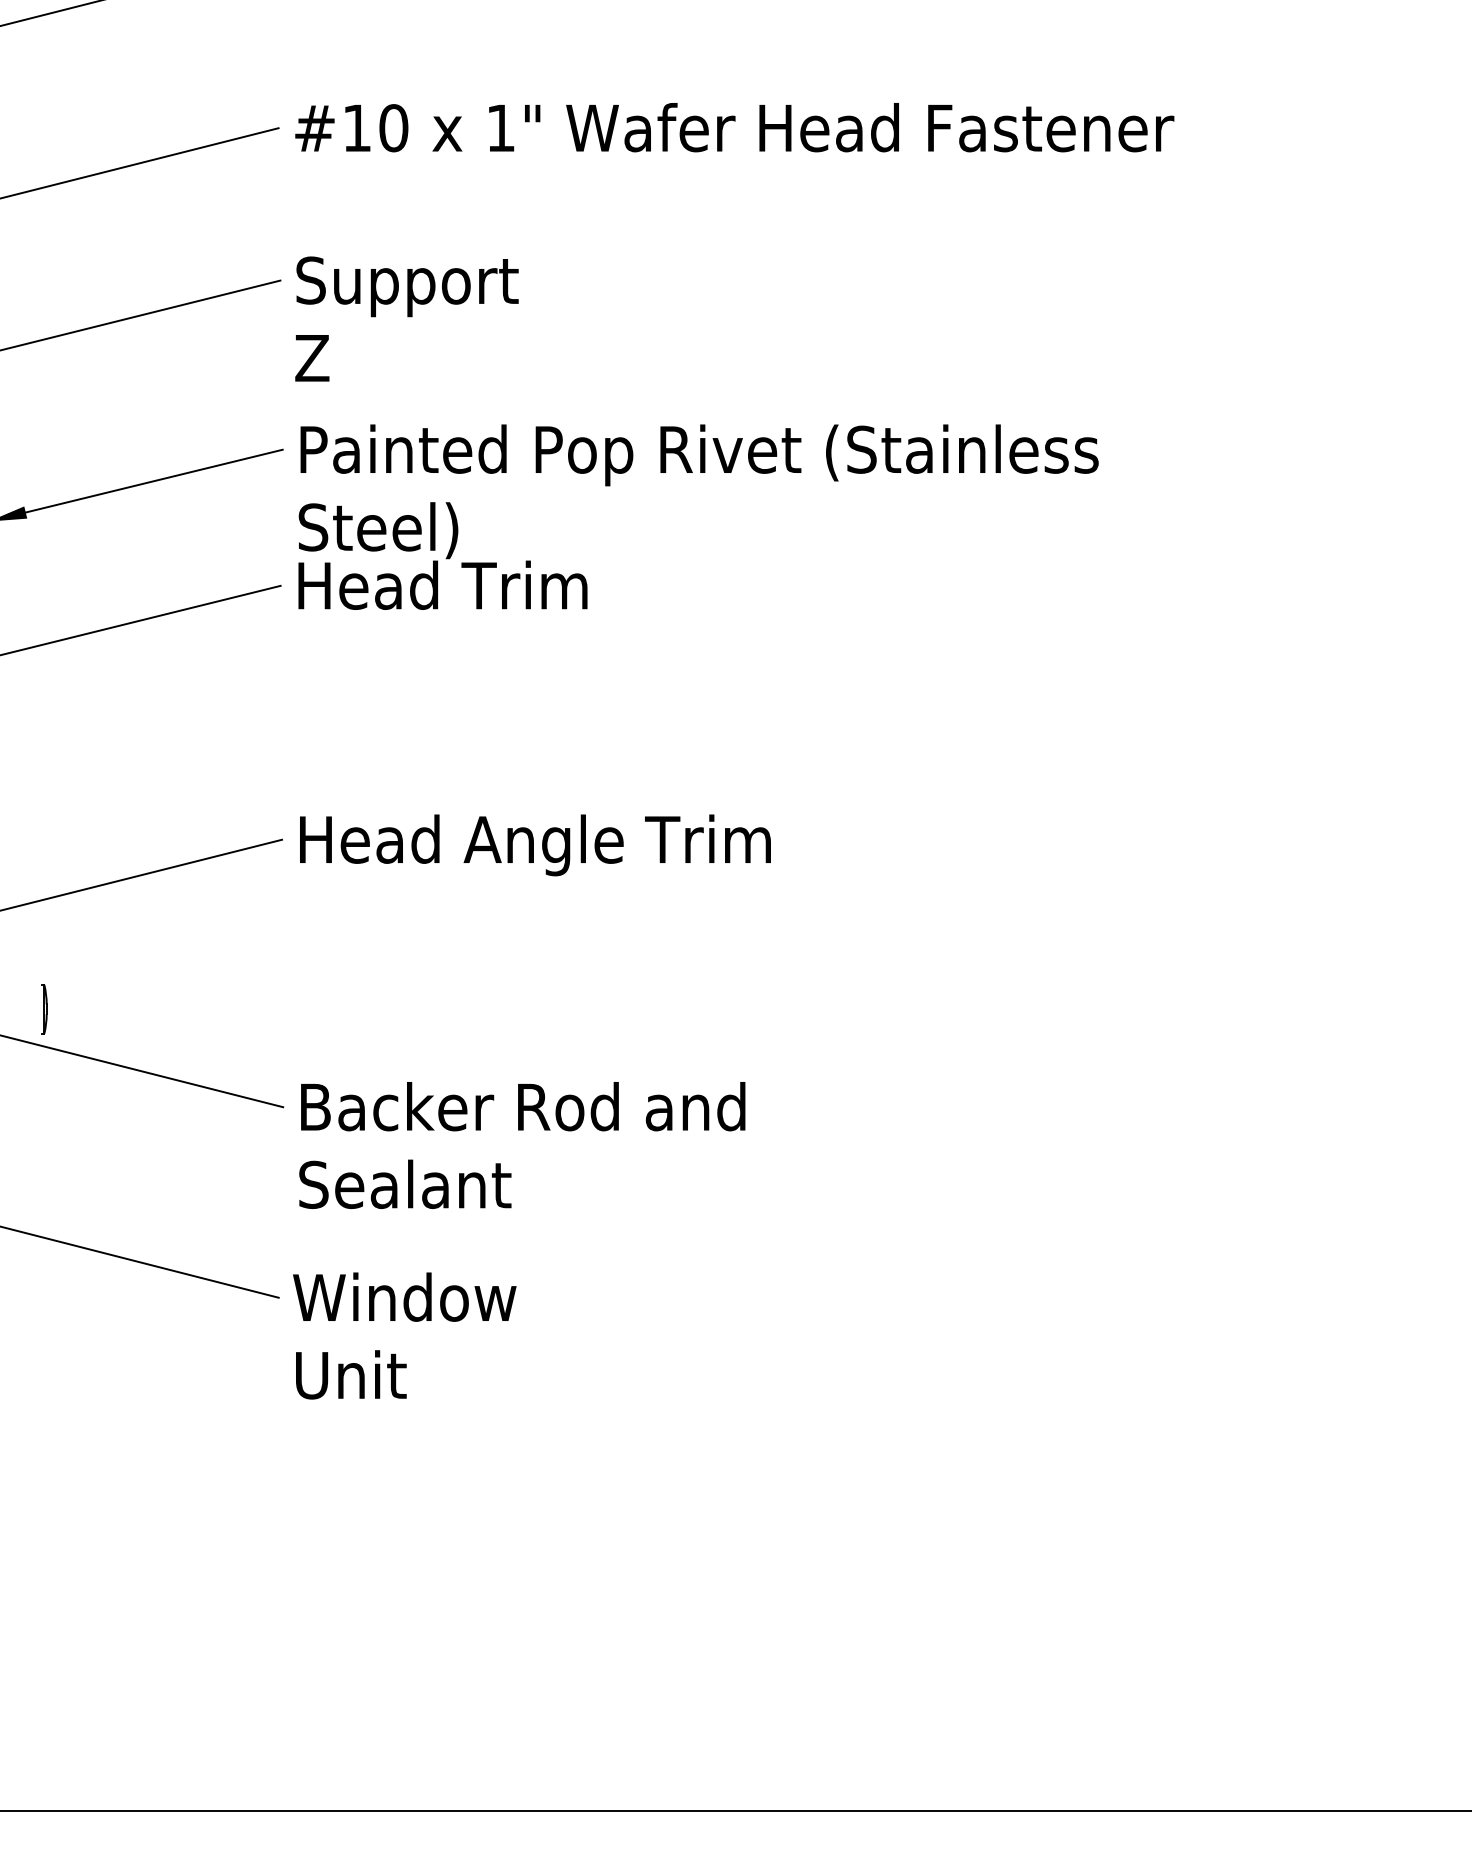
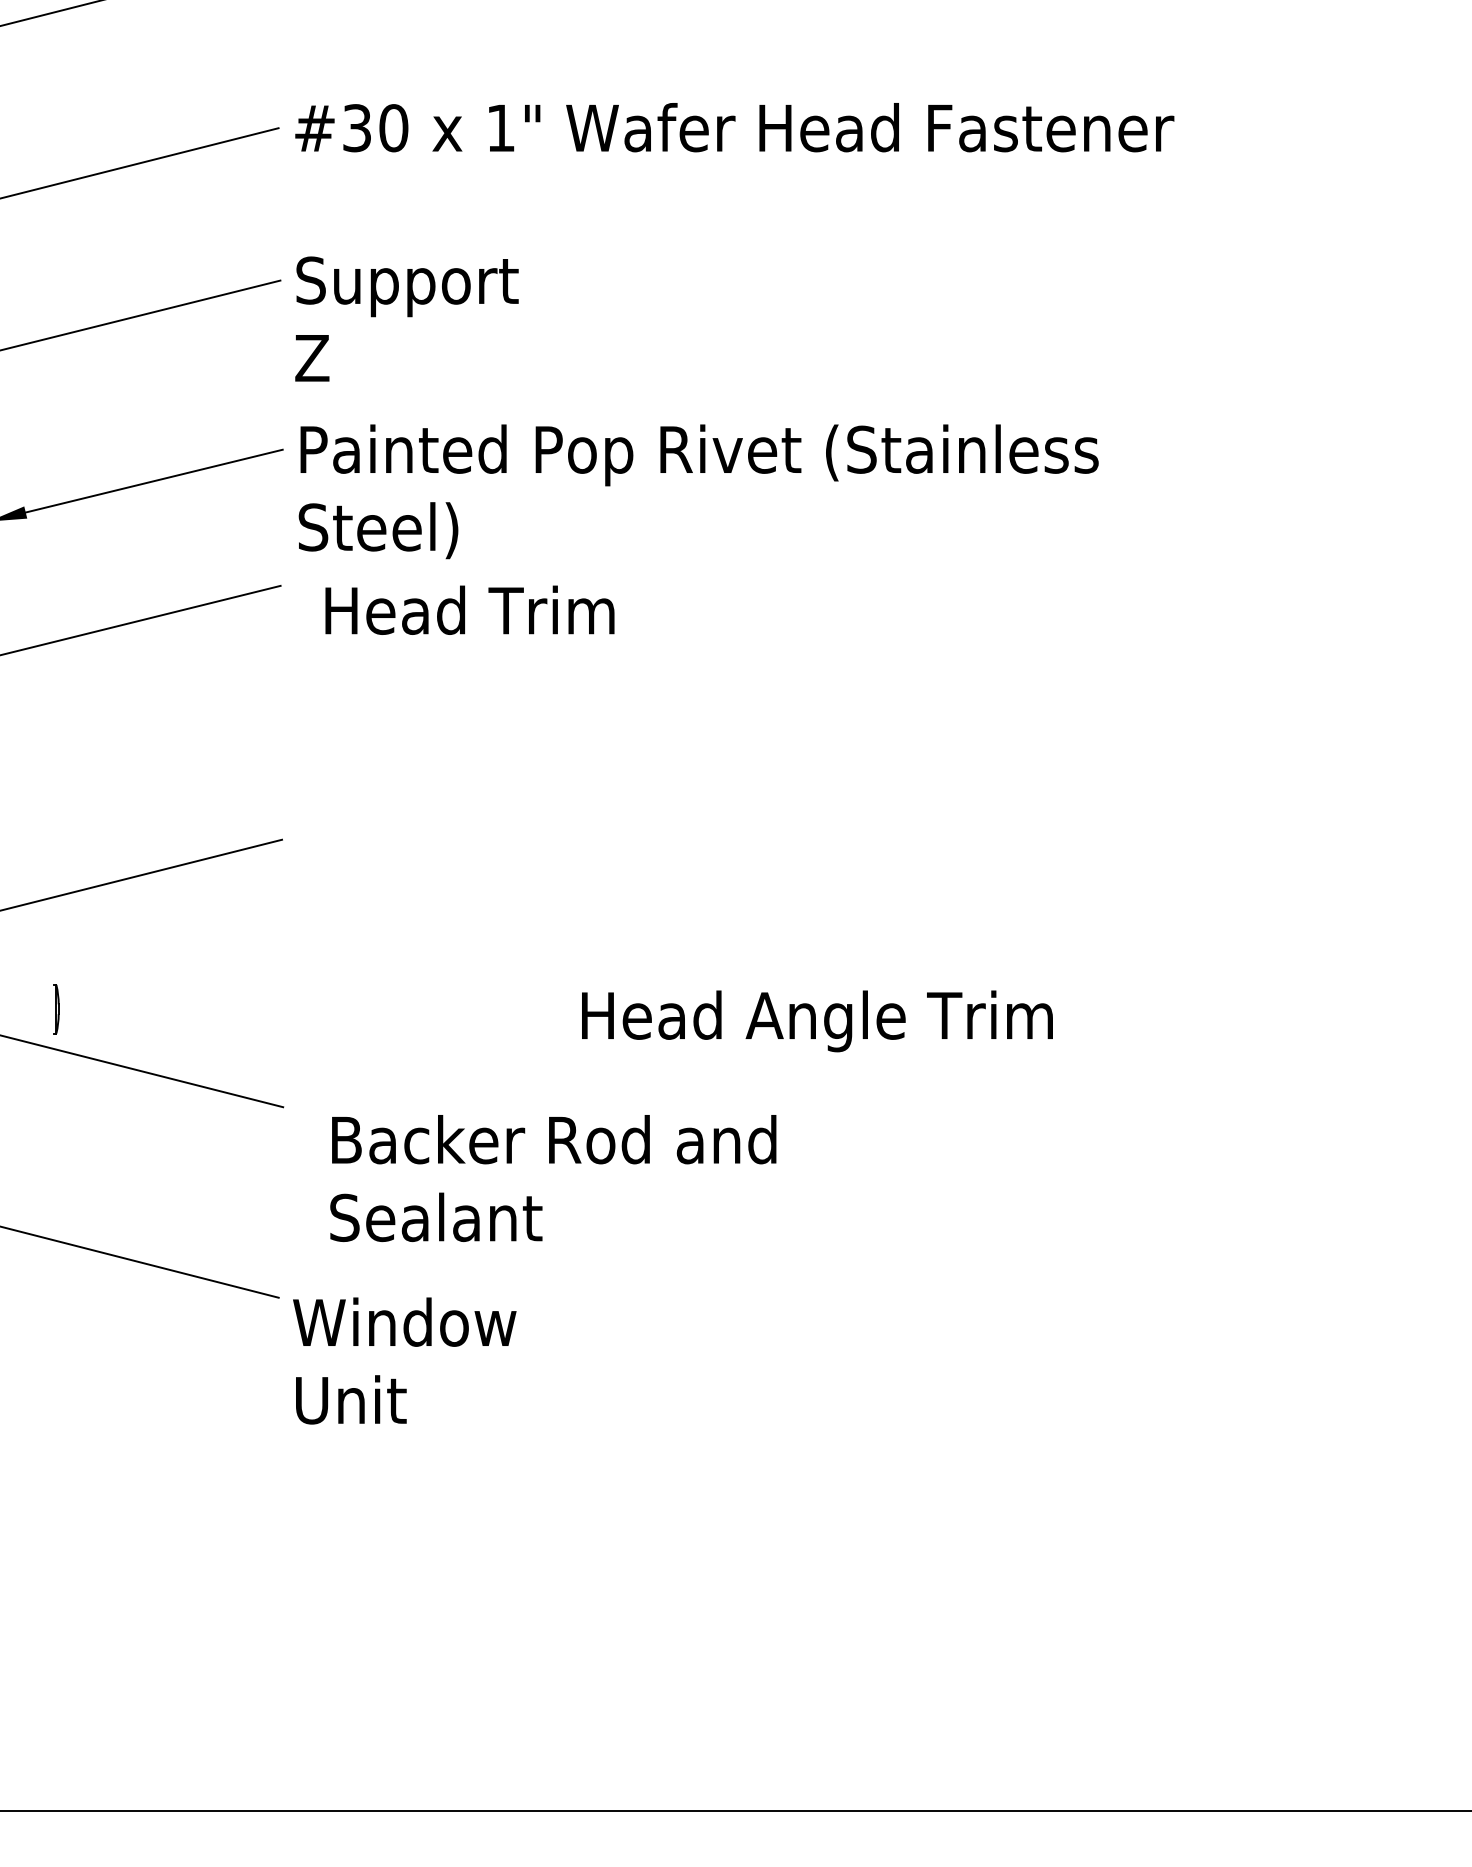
text: #10 -> #30 (356, 128)
text position: (442, 584) -> (469, 609) (469, 609)
text position: (535, 845) -> (817, 1021) (817, 1021)
part position: (44, 1009) -> (56, 1009) (56, 1009)
text position: (522, 1145) -> (553, 1178) (553, 1178)
text position: (404, 1335) -> (404, 1360) (404, 1360)
